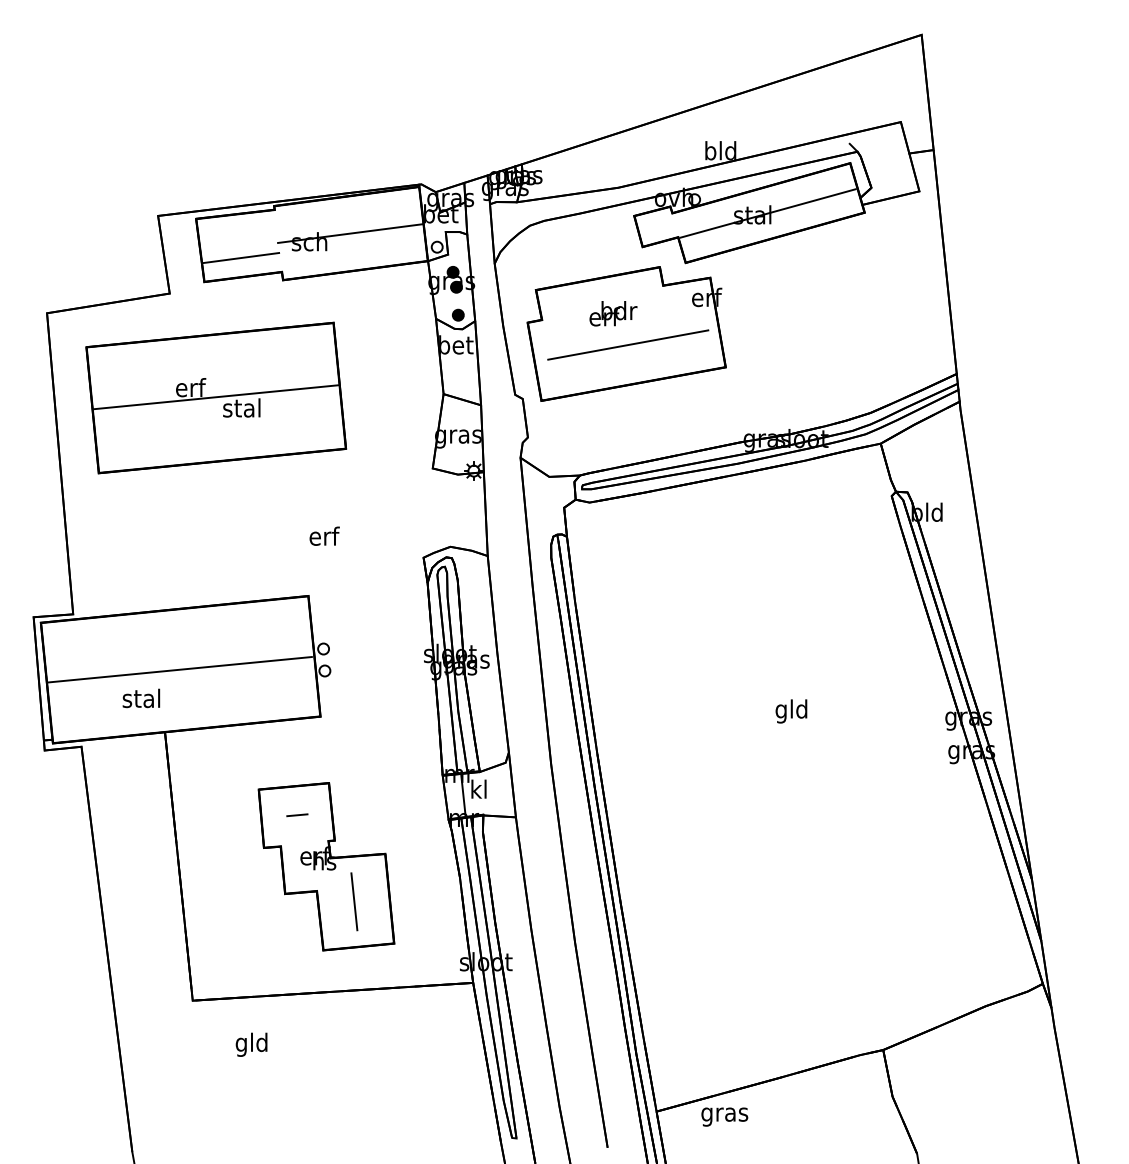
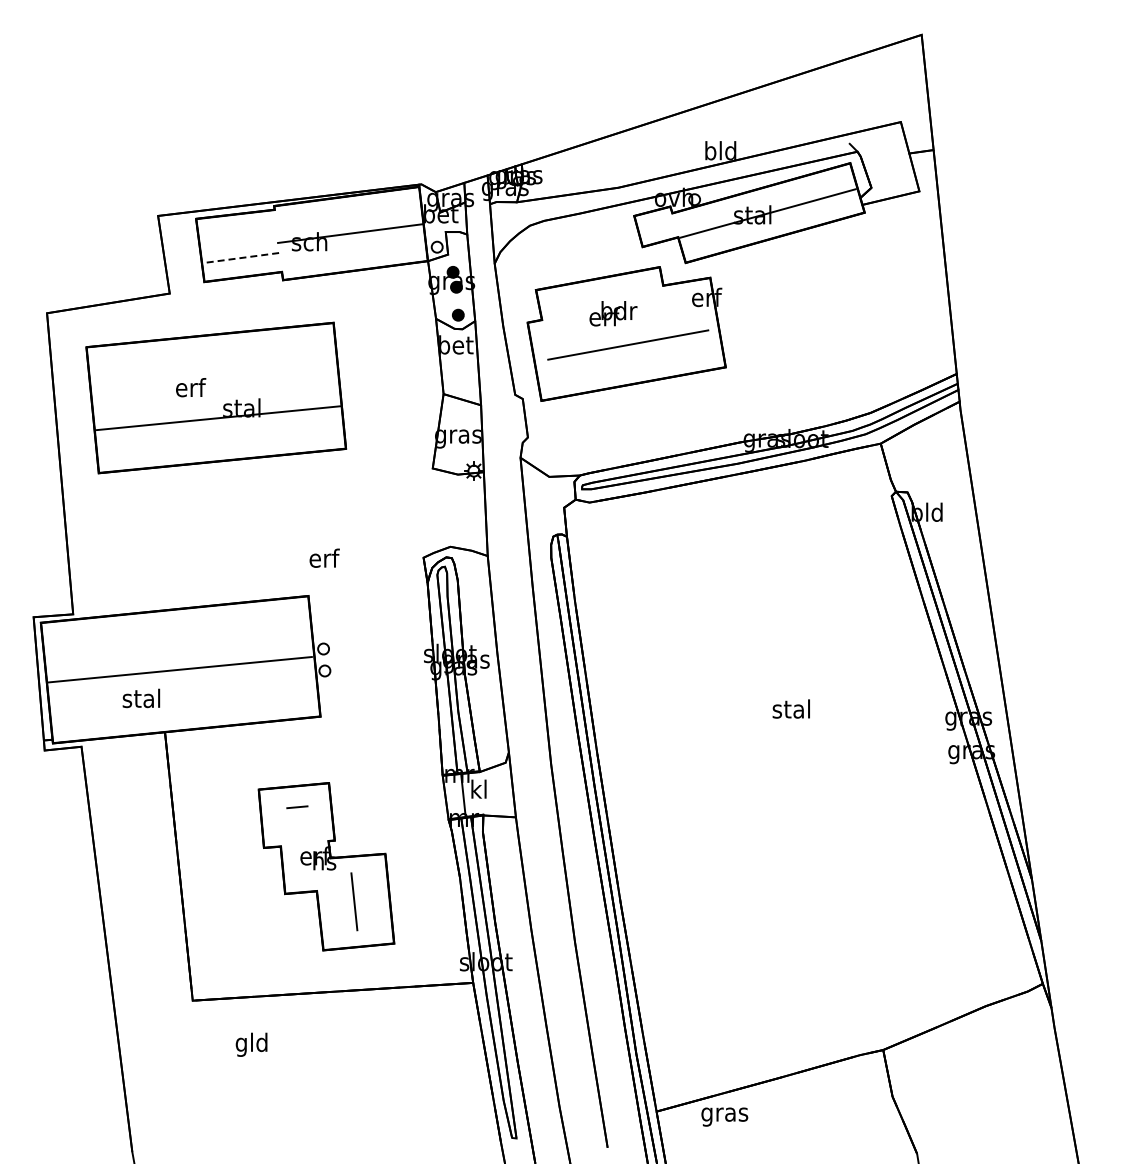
line: solid -> dashed (240, 258)
line position: (216, 397) -> (218, 418) (218, 418)
text position: (324, 535) -> (324, 557) (324, 557)
text: gld -> stal (790, 711)
line position: (297, 815) -> (297, 807) (297, 807)
